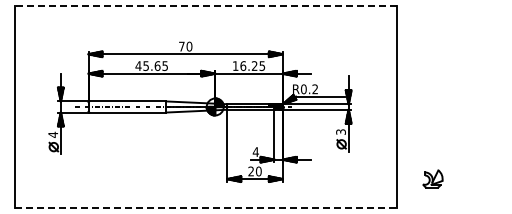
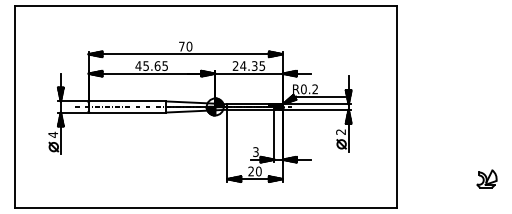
line: dashed -> solid (206, 6)
text: 16.25 -> 24.35 (244, 65)
text: 3 -> 2 (340, 131)
text: 4 -> 3 (255, 152)
part position: (432, 178) -> (486, 178) (486, 178)
line: dashed -> solid (206, 207)
